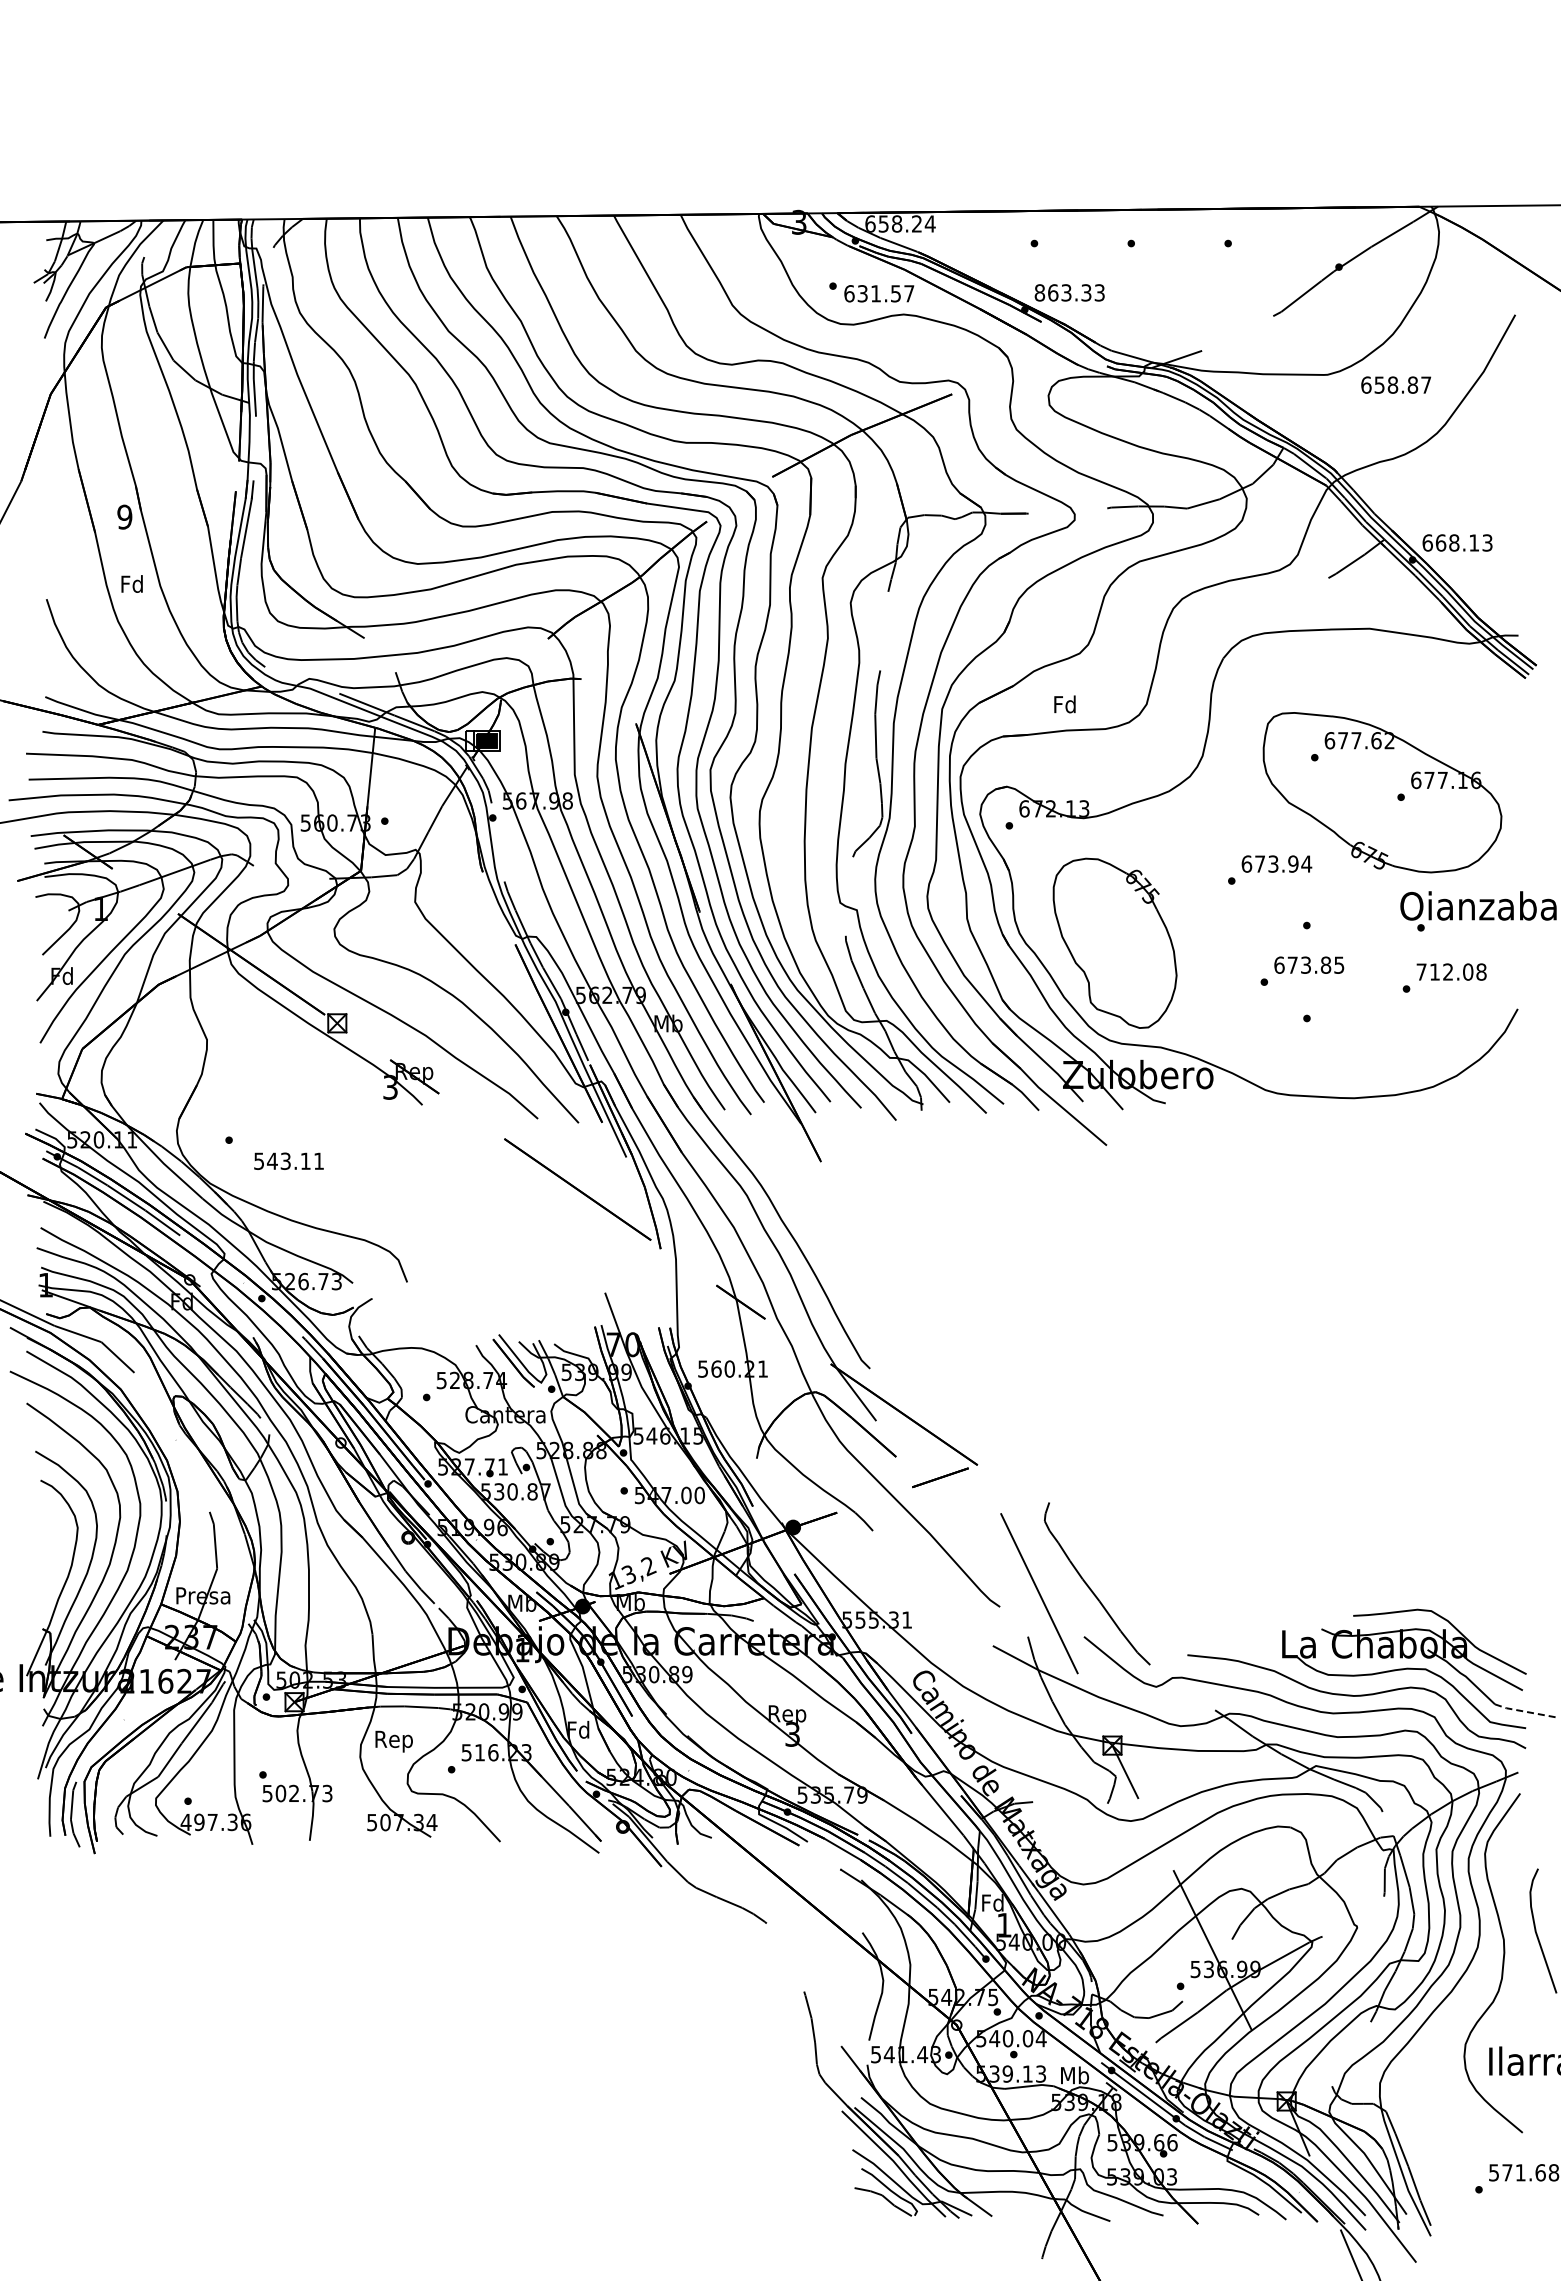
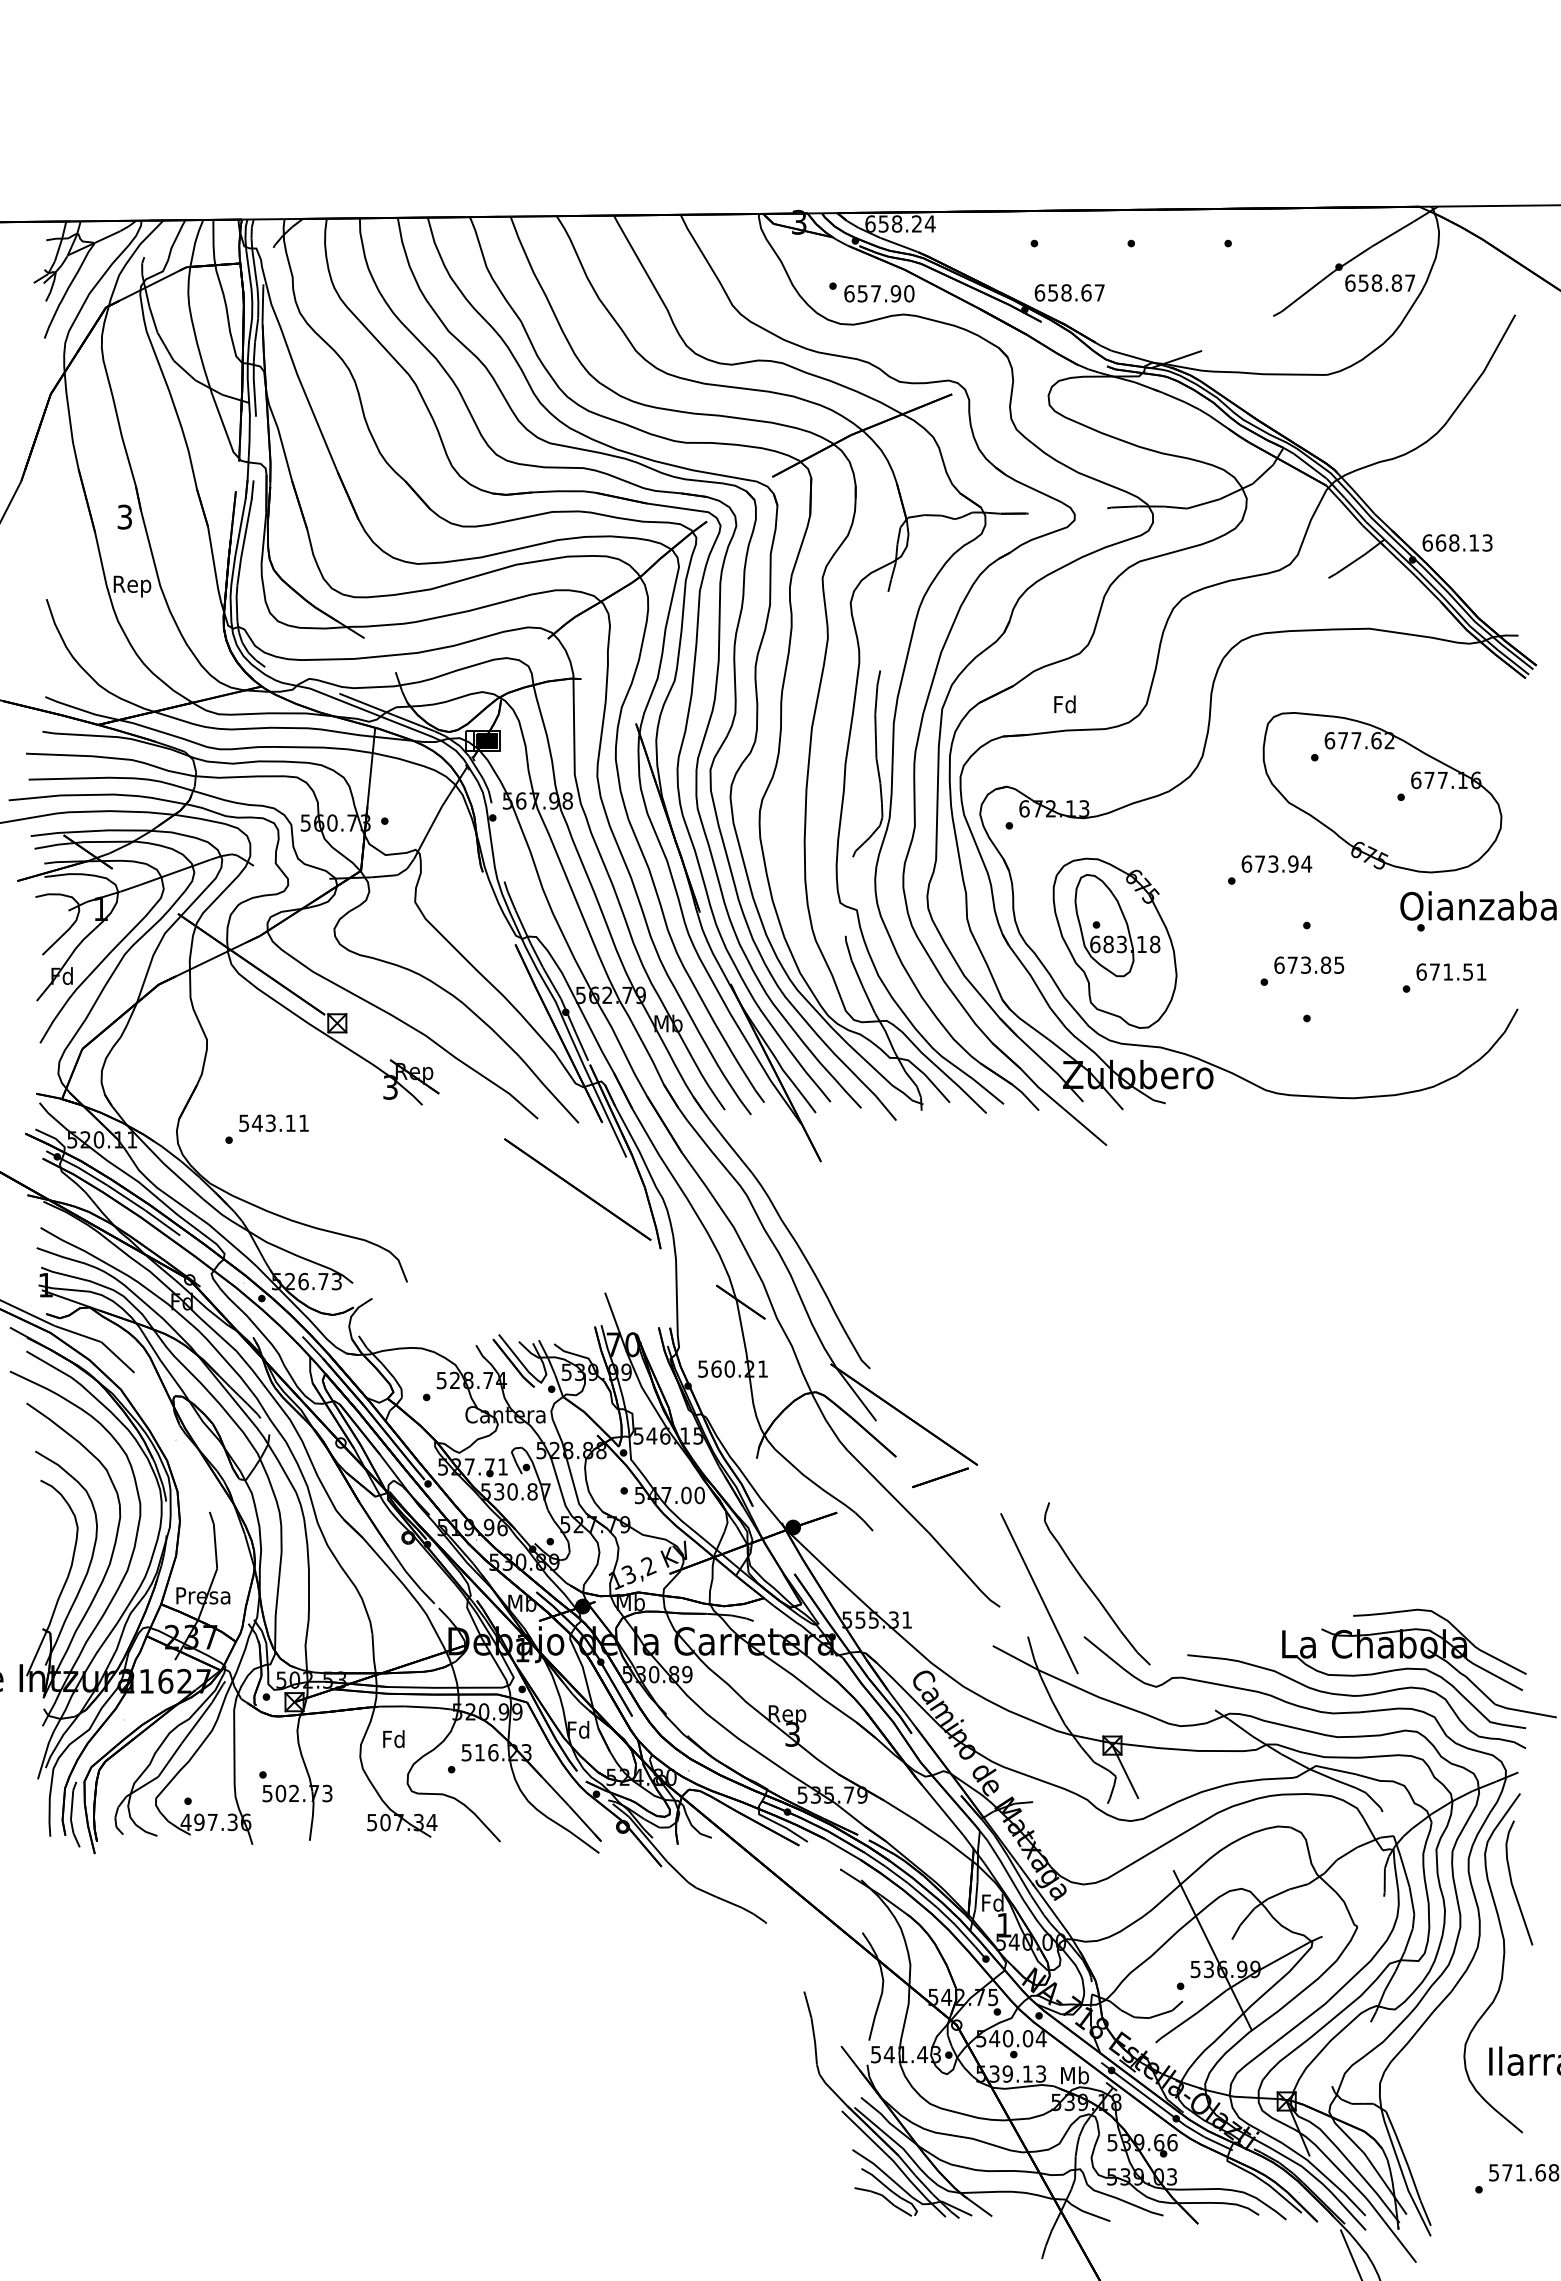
text: 863.33 -> 658.67 (1069, 292)
text: 631.57 -> 657.90 (886, 293)
text position: (1396, 384) -> (1380, 282) (1380, 282)
text: 9 -> 3 (124, 516)
text: Fd -> Rep (132, 586)
part: none -> present (1117, 925)
text: 712.08 -> 671.51 (1451, 971)
text position: (288, 1160) -> (273, 1122) (273, 1122)
line: dashed -> solid (1524, 1711)
text: Rep -> Fd (393, 1741)
curve position: (1537, 1933) -> (1513, 1885) (1513, 1885)
